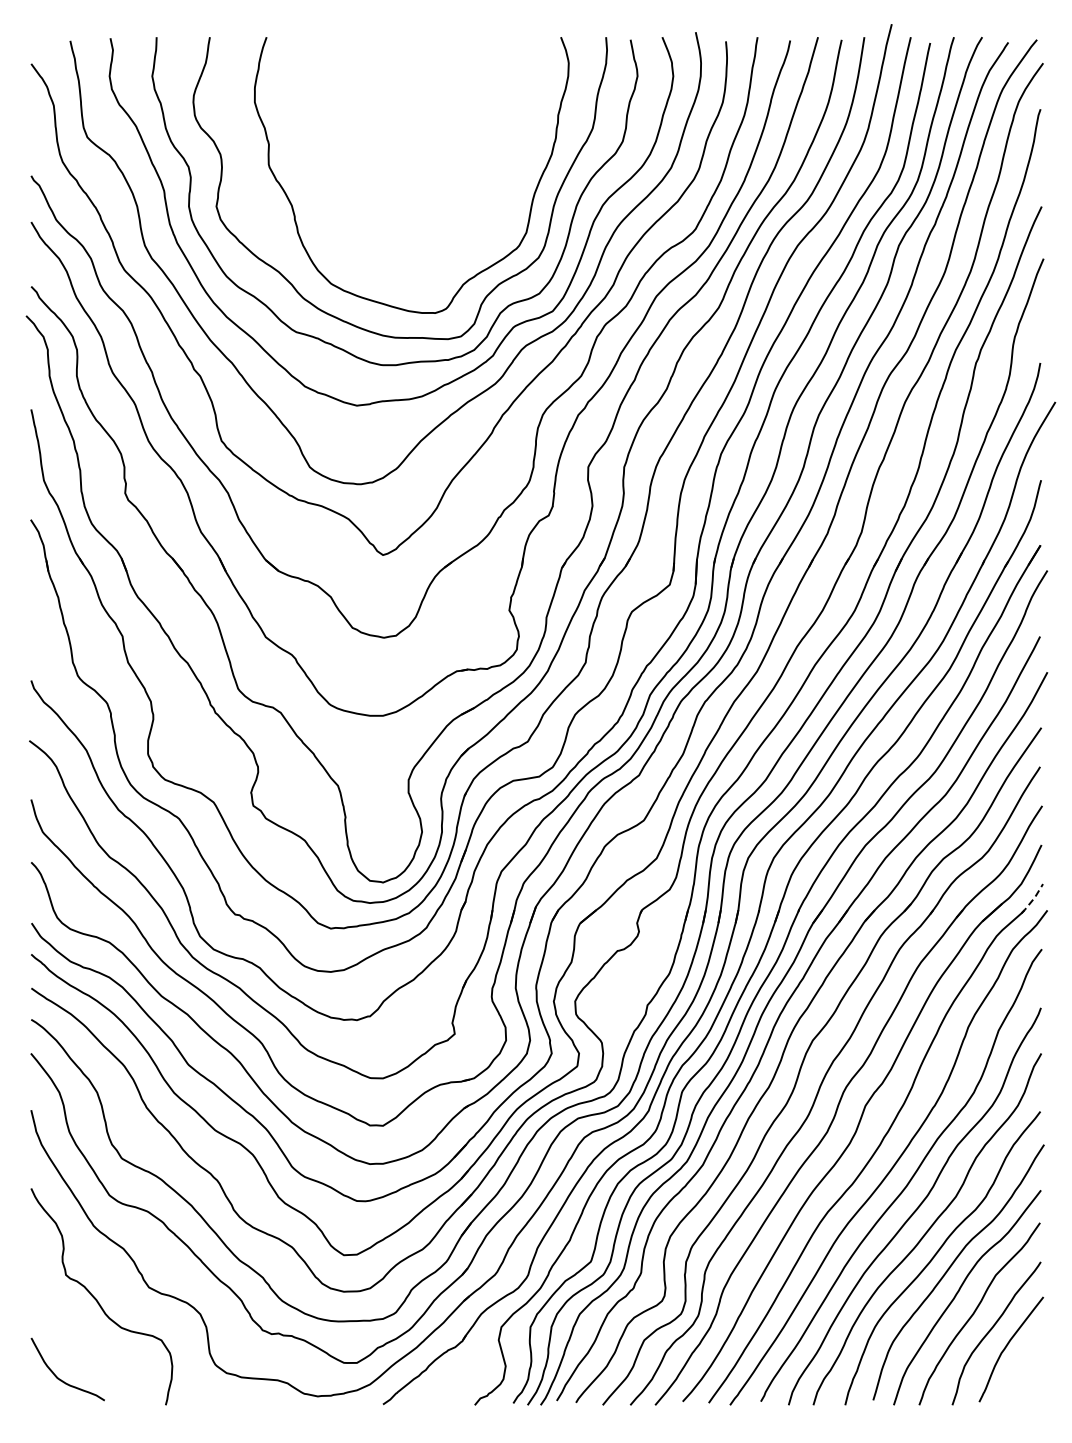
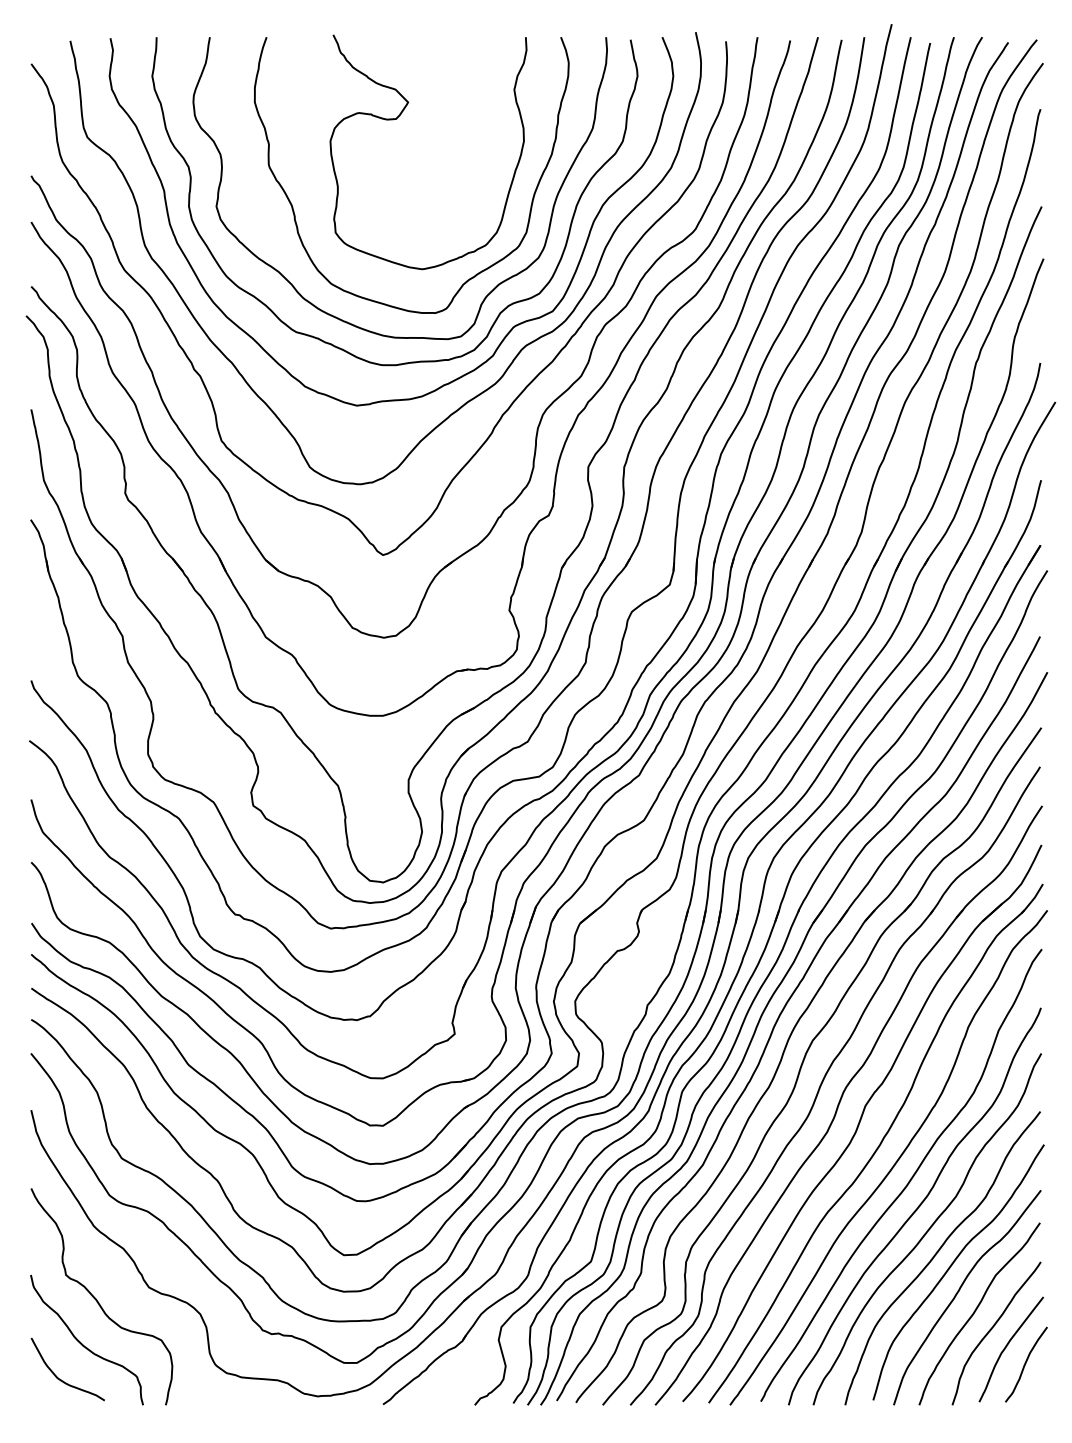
curve: none -> present (396, 119)
line: dashed -> solid (1033, 899)
curve: none -> present (82, 1343)
curve: none -> present (1026, 1363)
